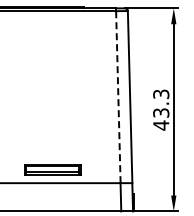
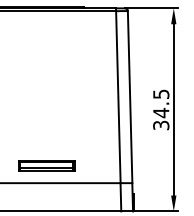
line: dashed -> solid (118, 96)
text: 43.3 -> 34.5 (161, 109)
part position: (52, 169) -> (46, 165) (46, 165)
